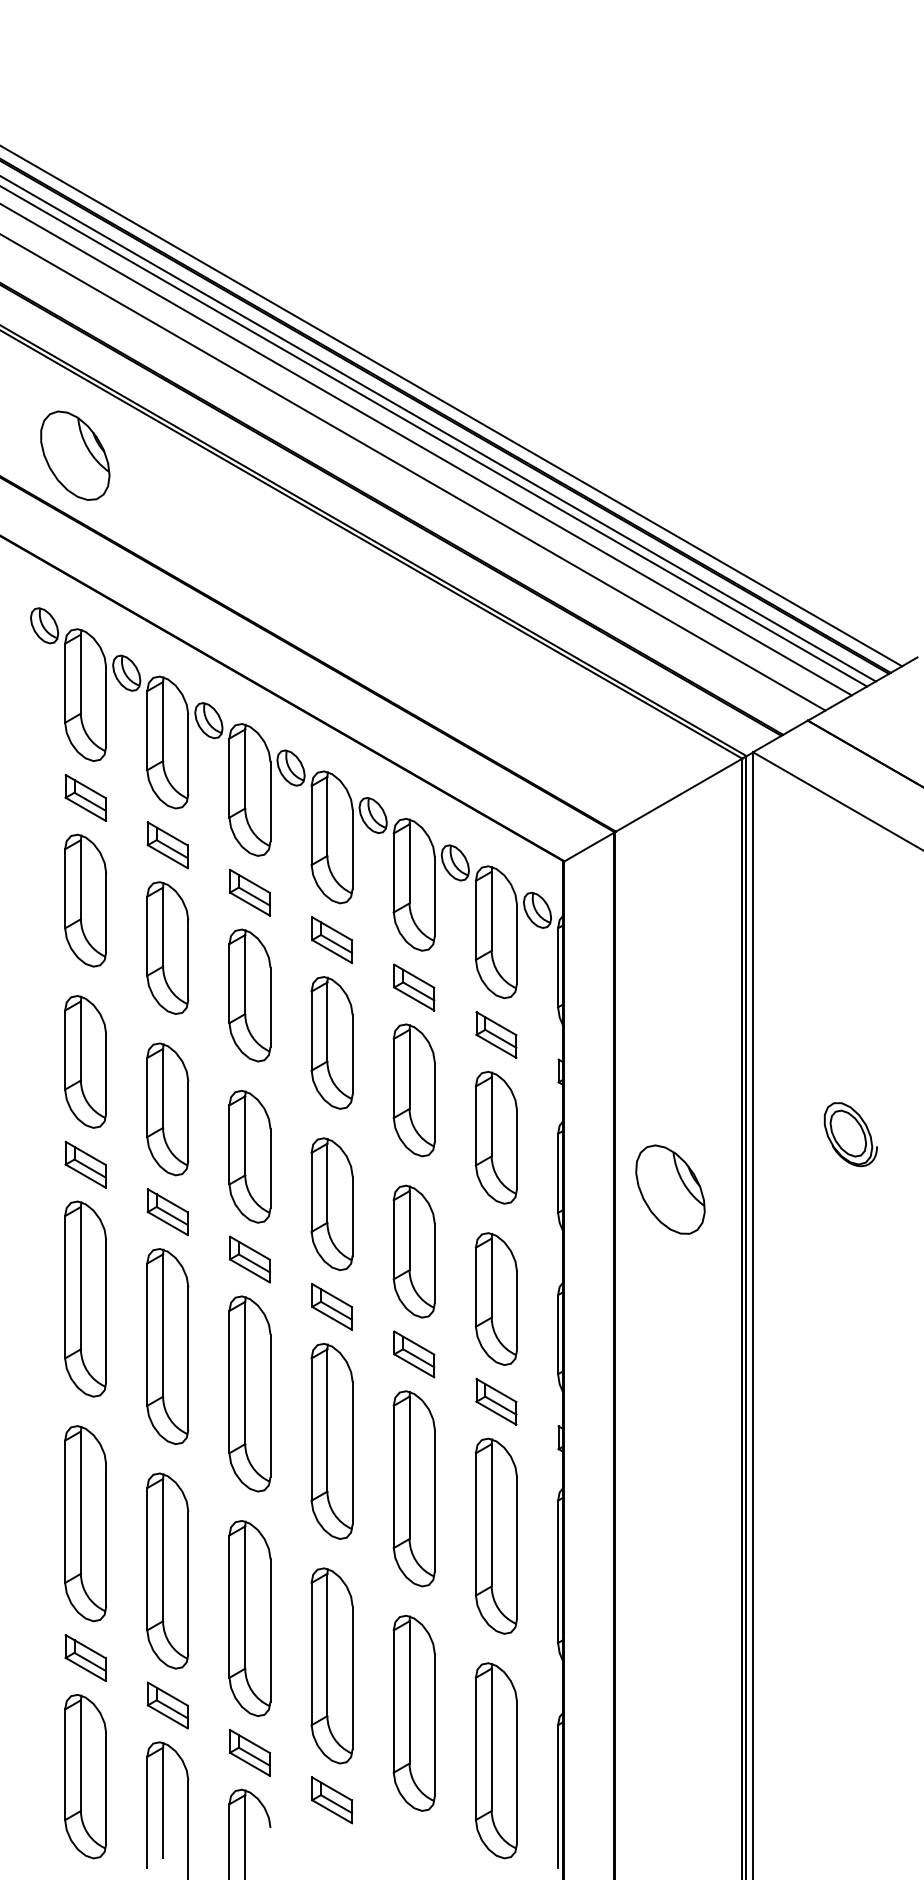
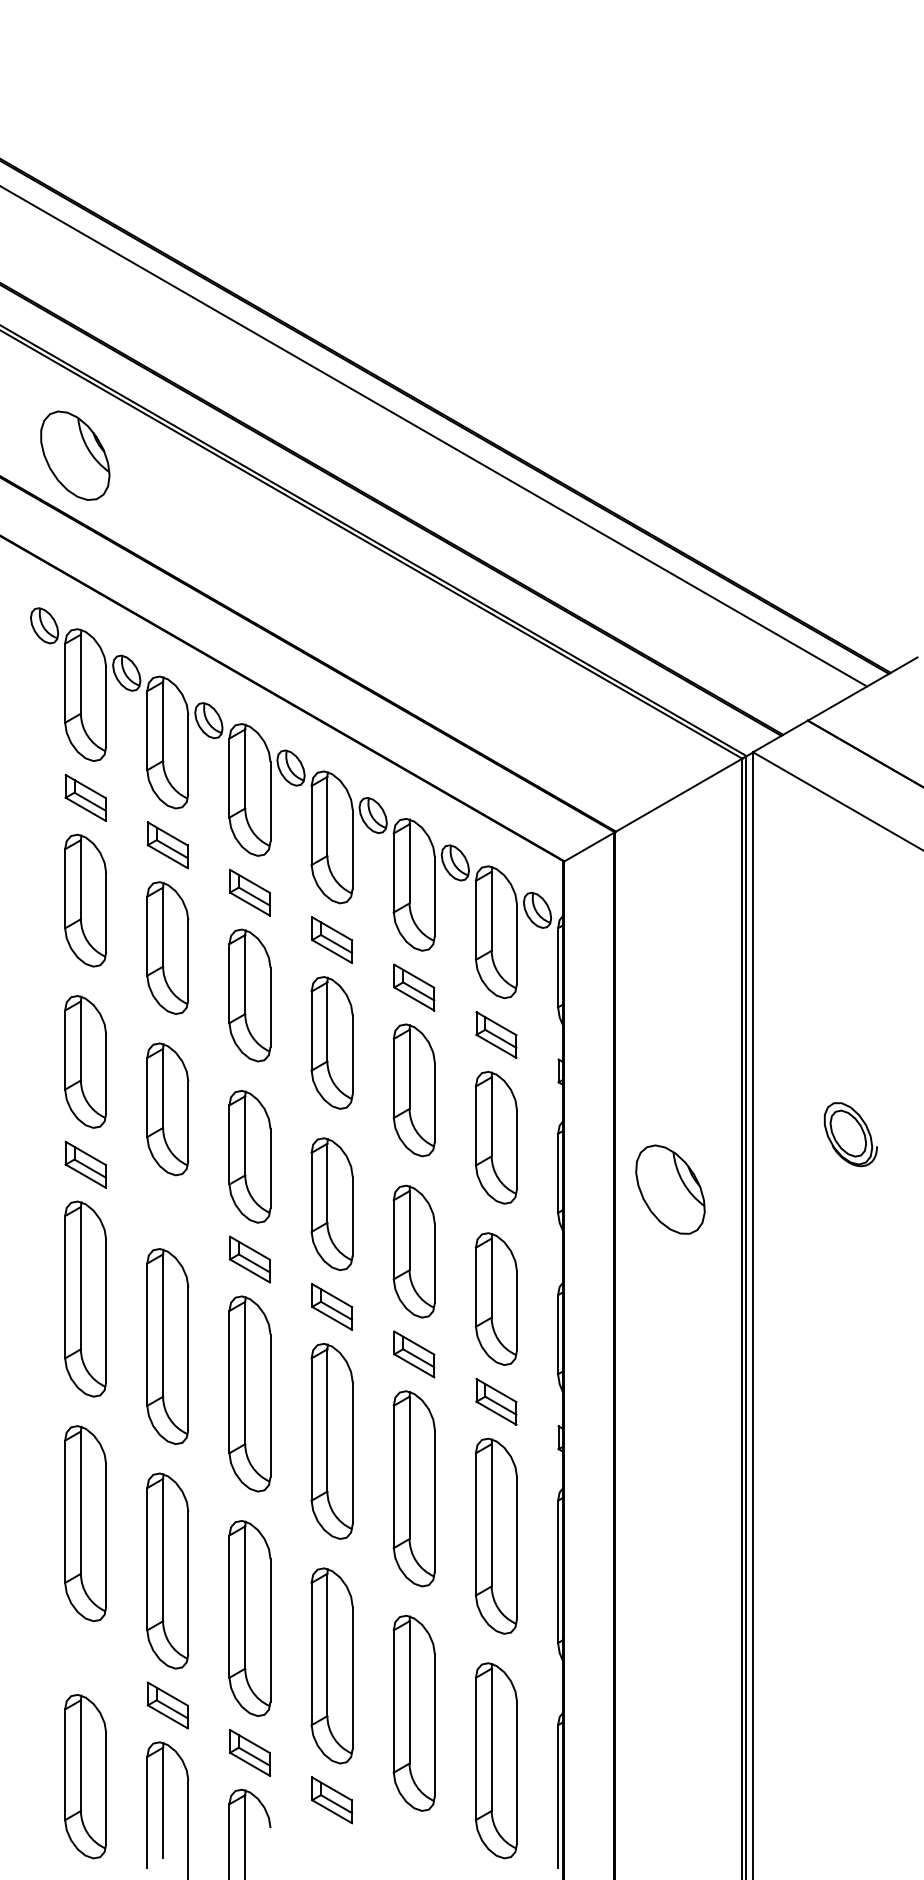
line: present -> none (452, 406)
line: present -> none (438, 429)
line: present -> none (426, 449)
line: present -> none (413, 472)
part: present -> none (167, 1211)
part: present -> none (85, 1657)
